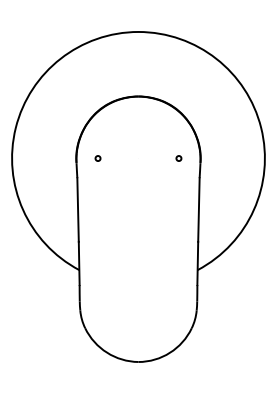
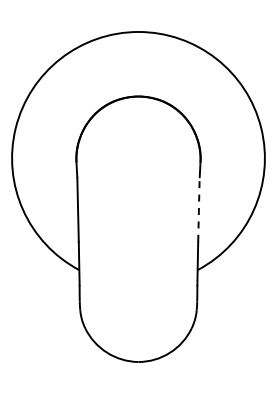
circle: present -> none (97, 158)
circle: present -> none (178, 158)
line: solid -> dashed (198, 210)
